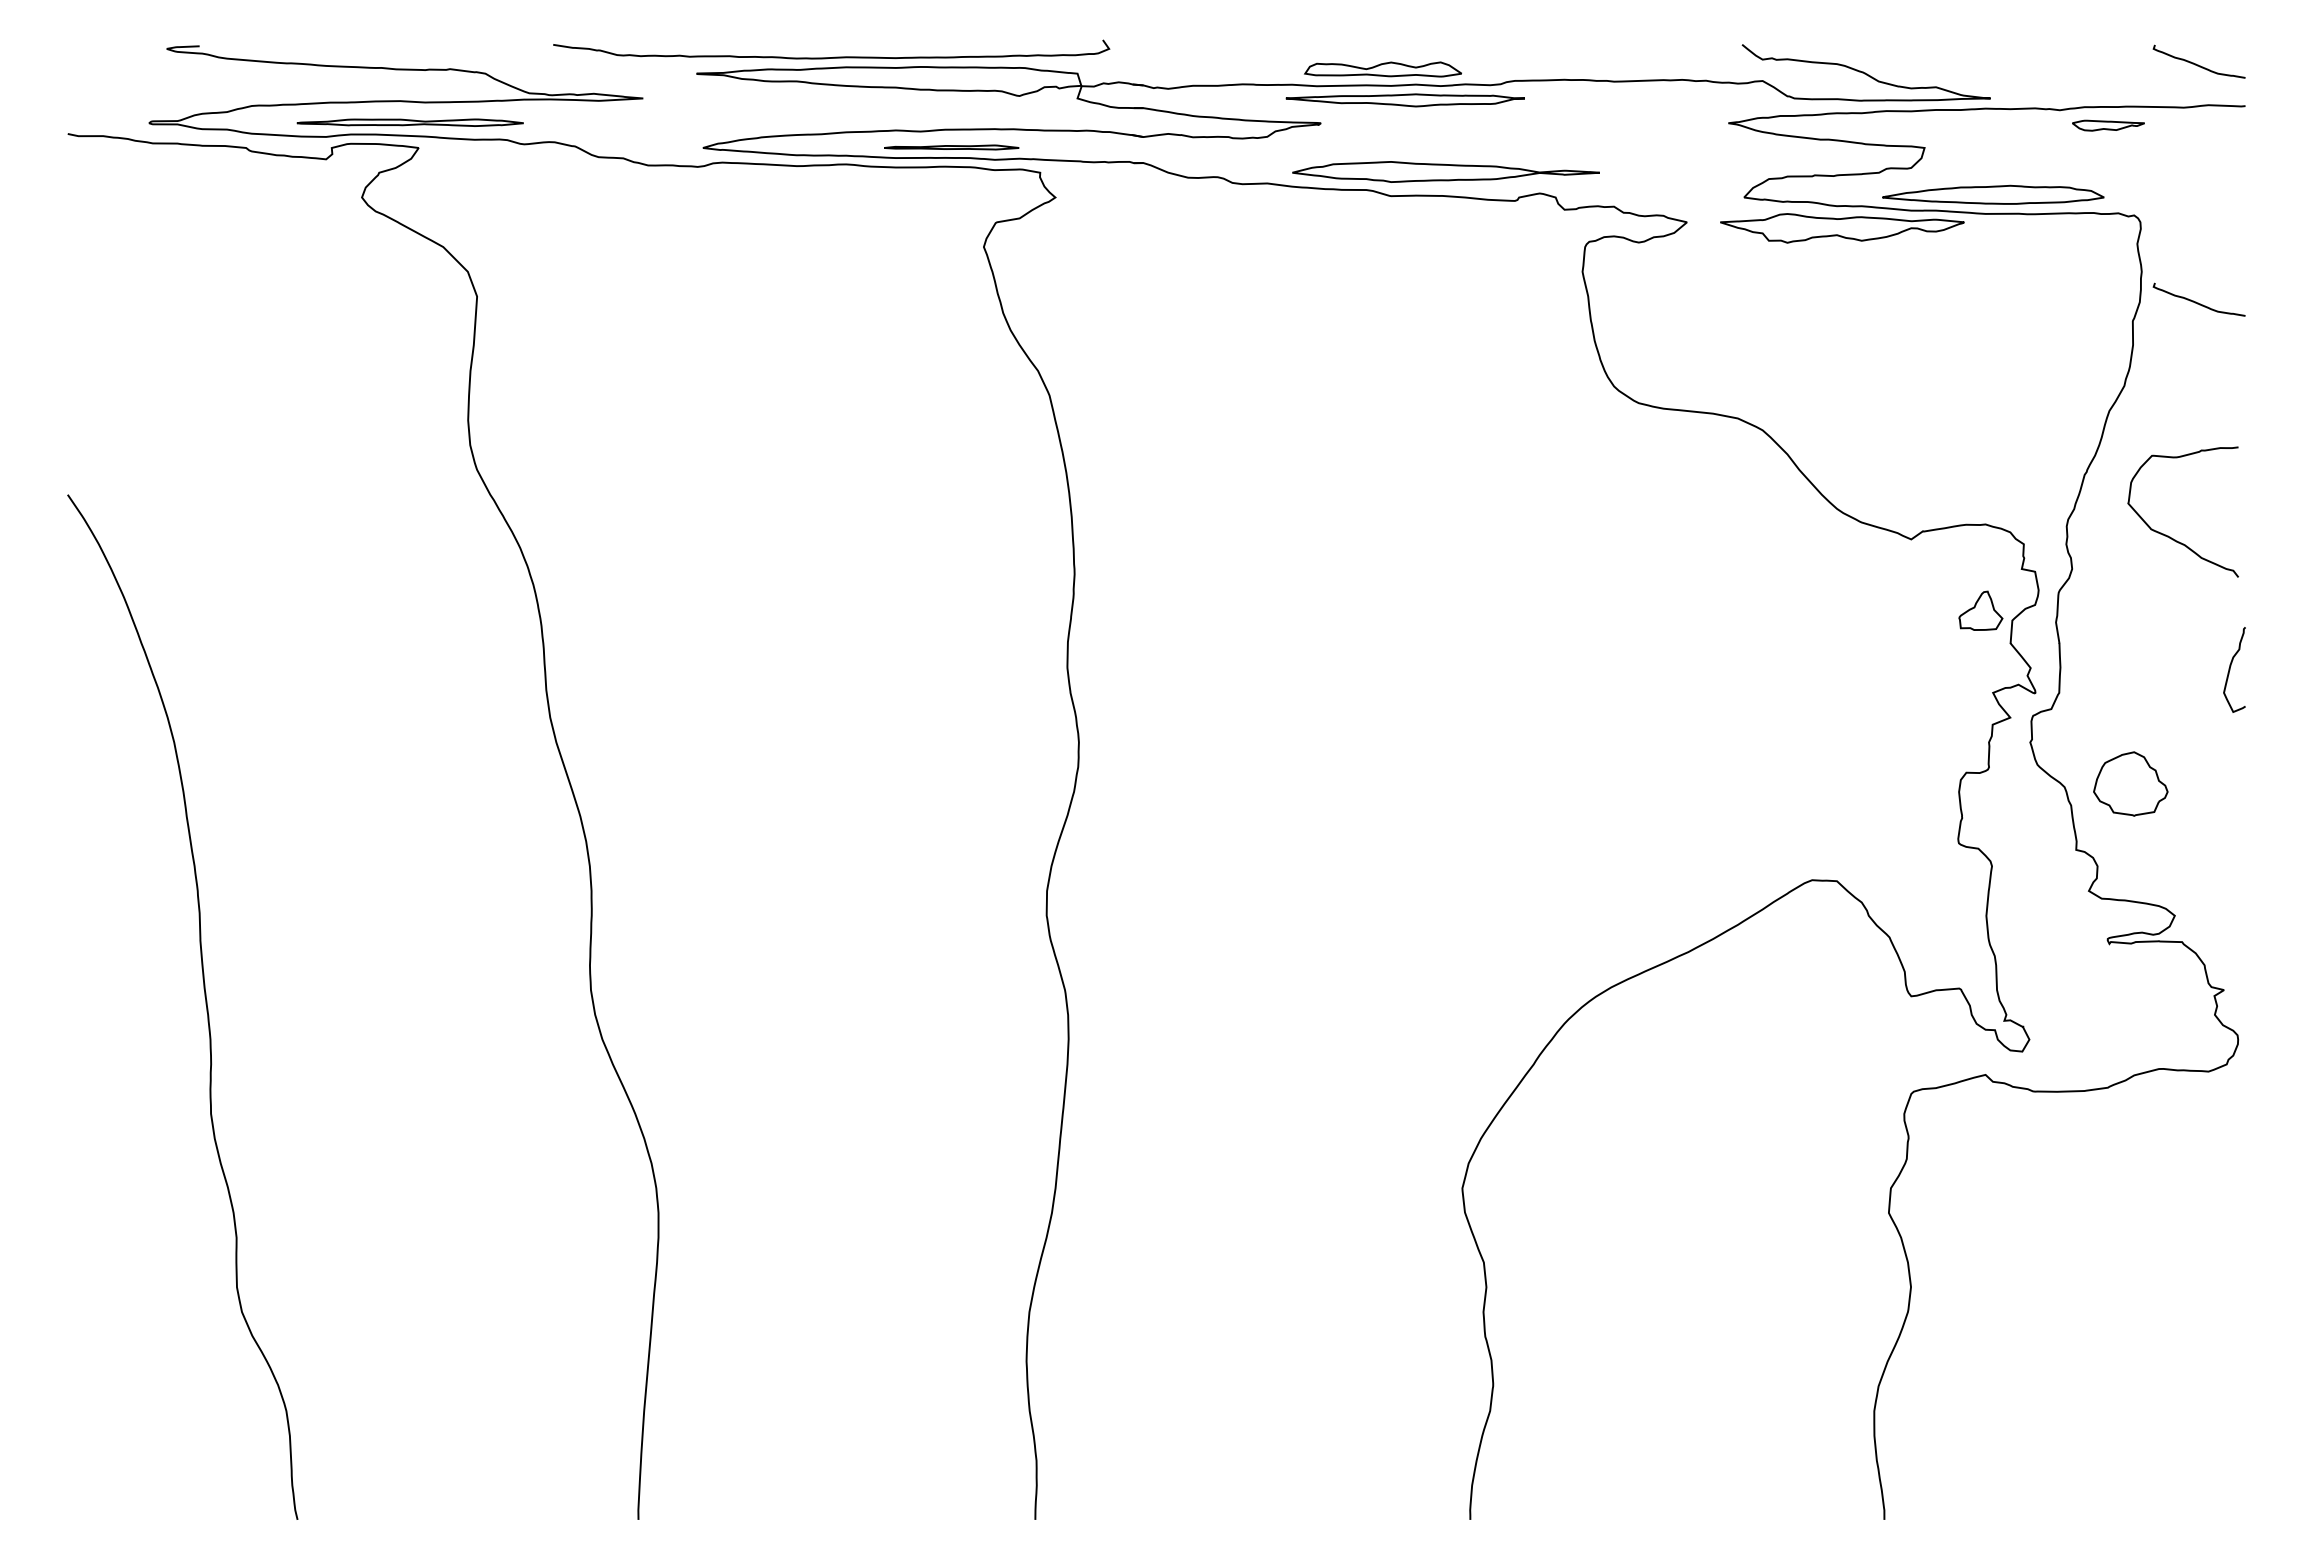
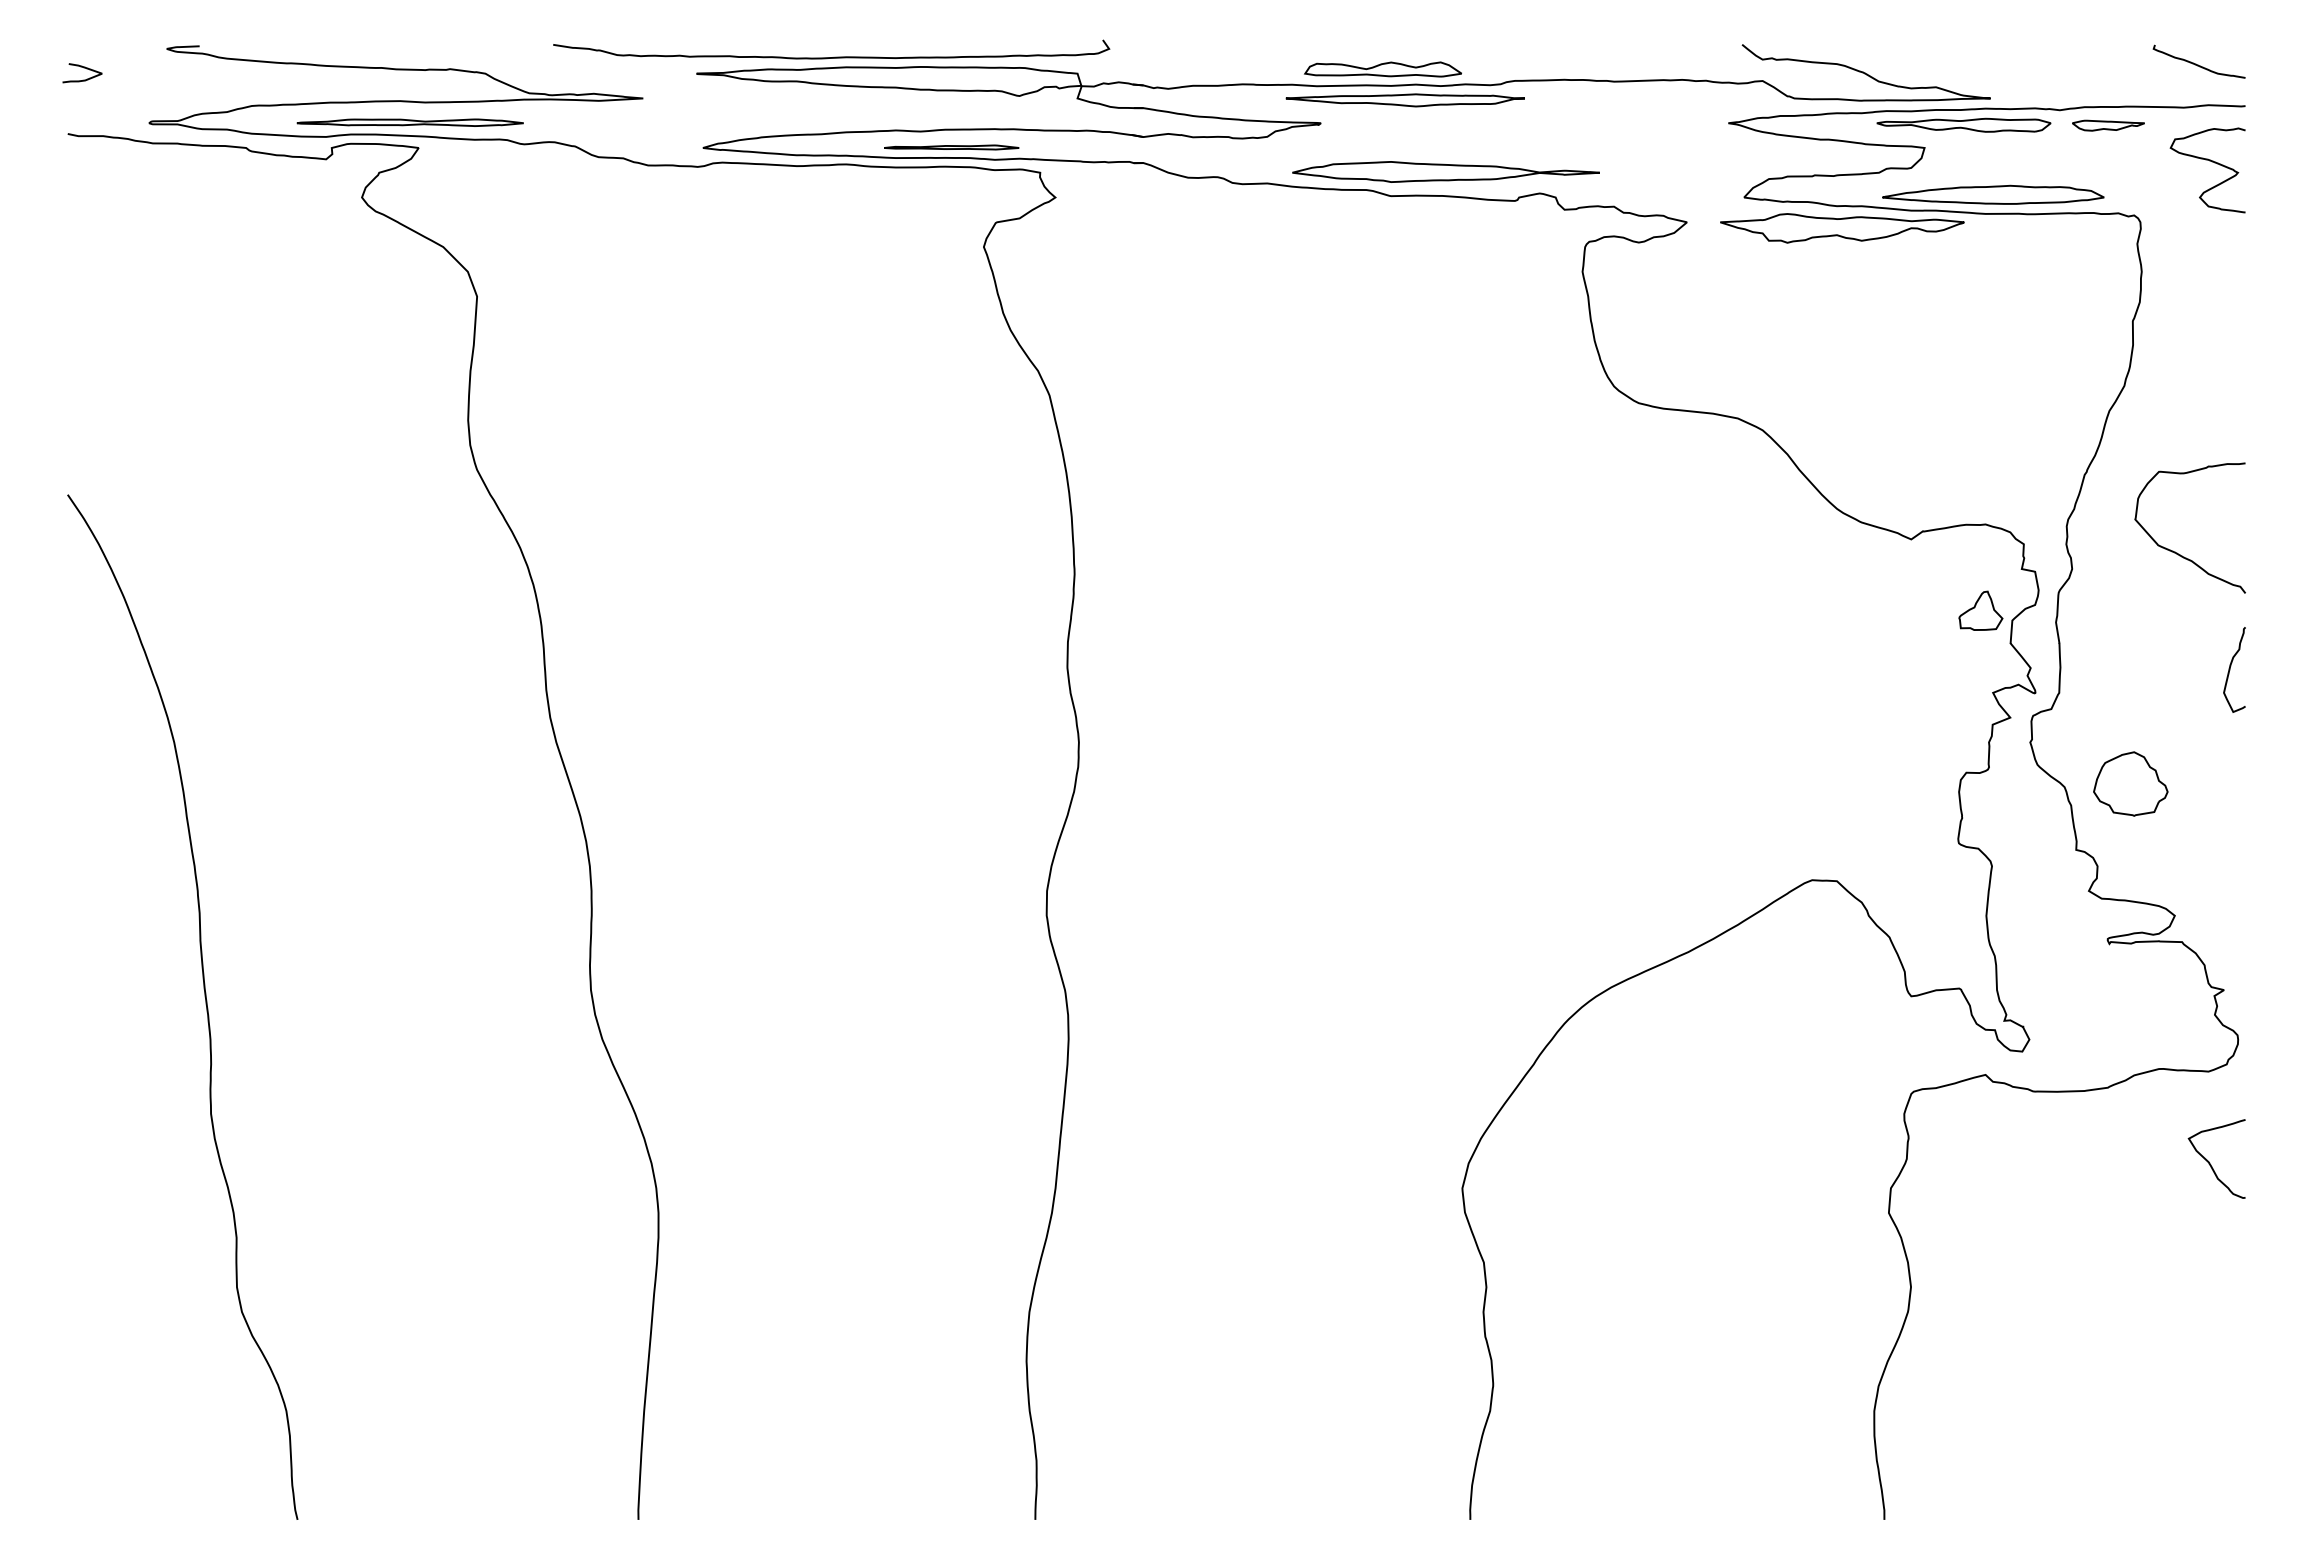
curve: none -> present (83, 68)
part: none -> present (1963, 124)
curve: none -> present (2209, 161)
curve: present -> none (2196, 301)
curve position: (2170, 536) -> (2177, 552) (2177, 552)
curve: none -> present (2209, 1161)
